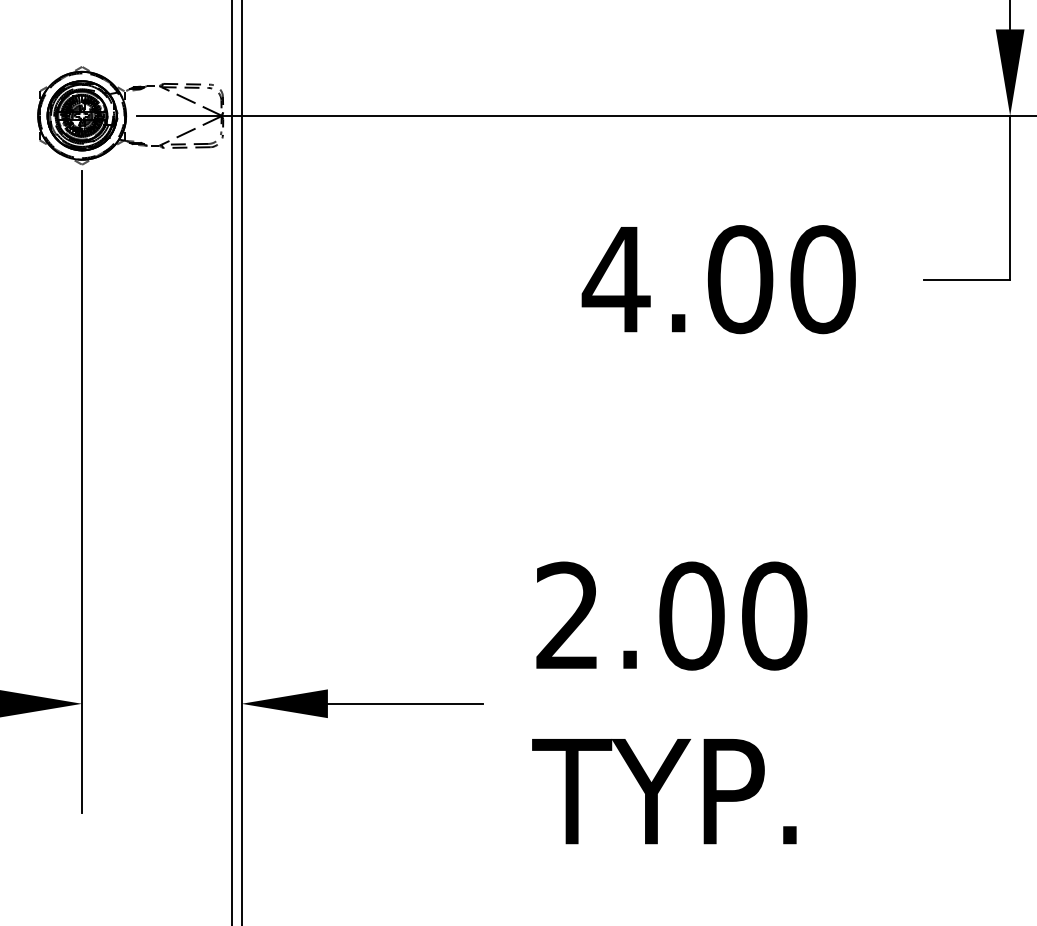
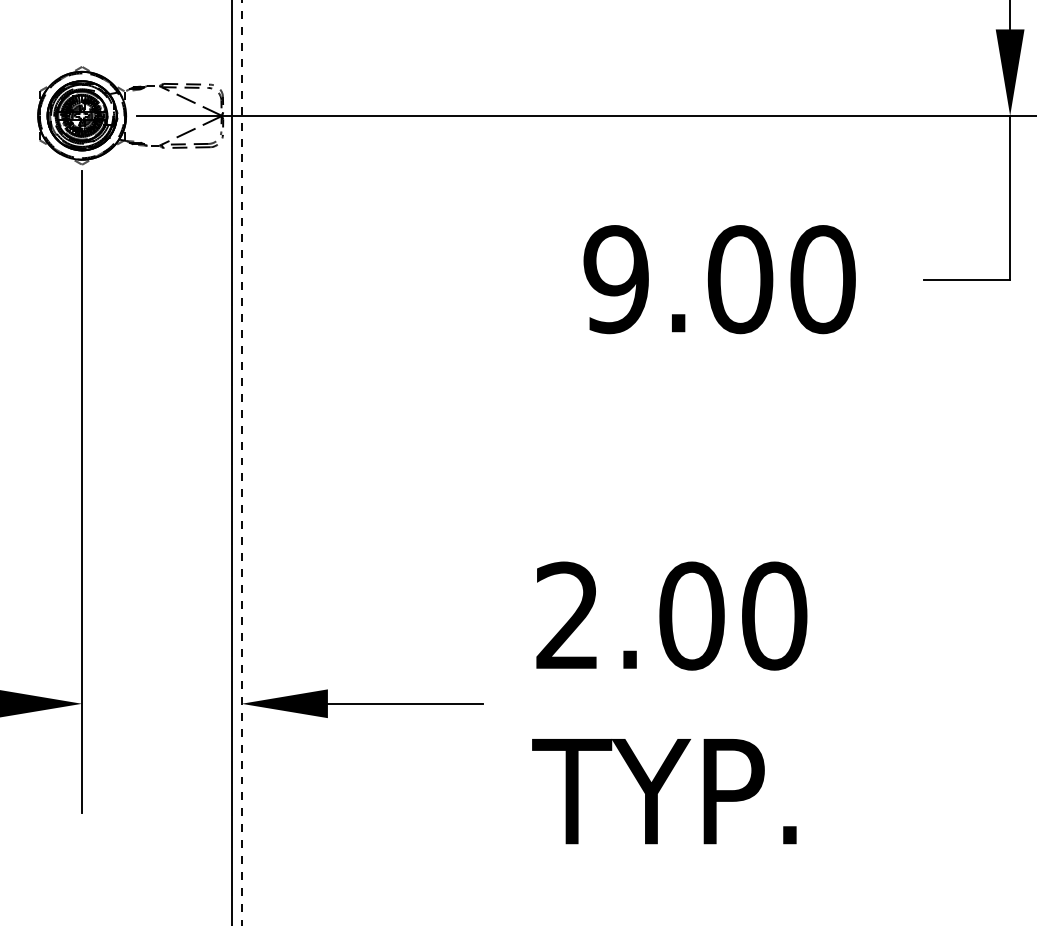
text: 4.00 -> 9.00 (615, 279)
line: solid -> dashed (241, 463)
